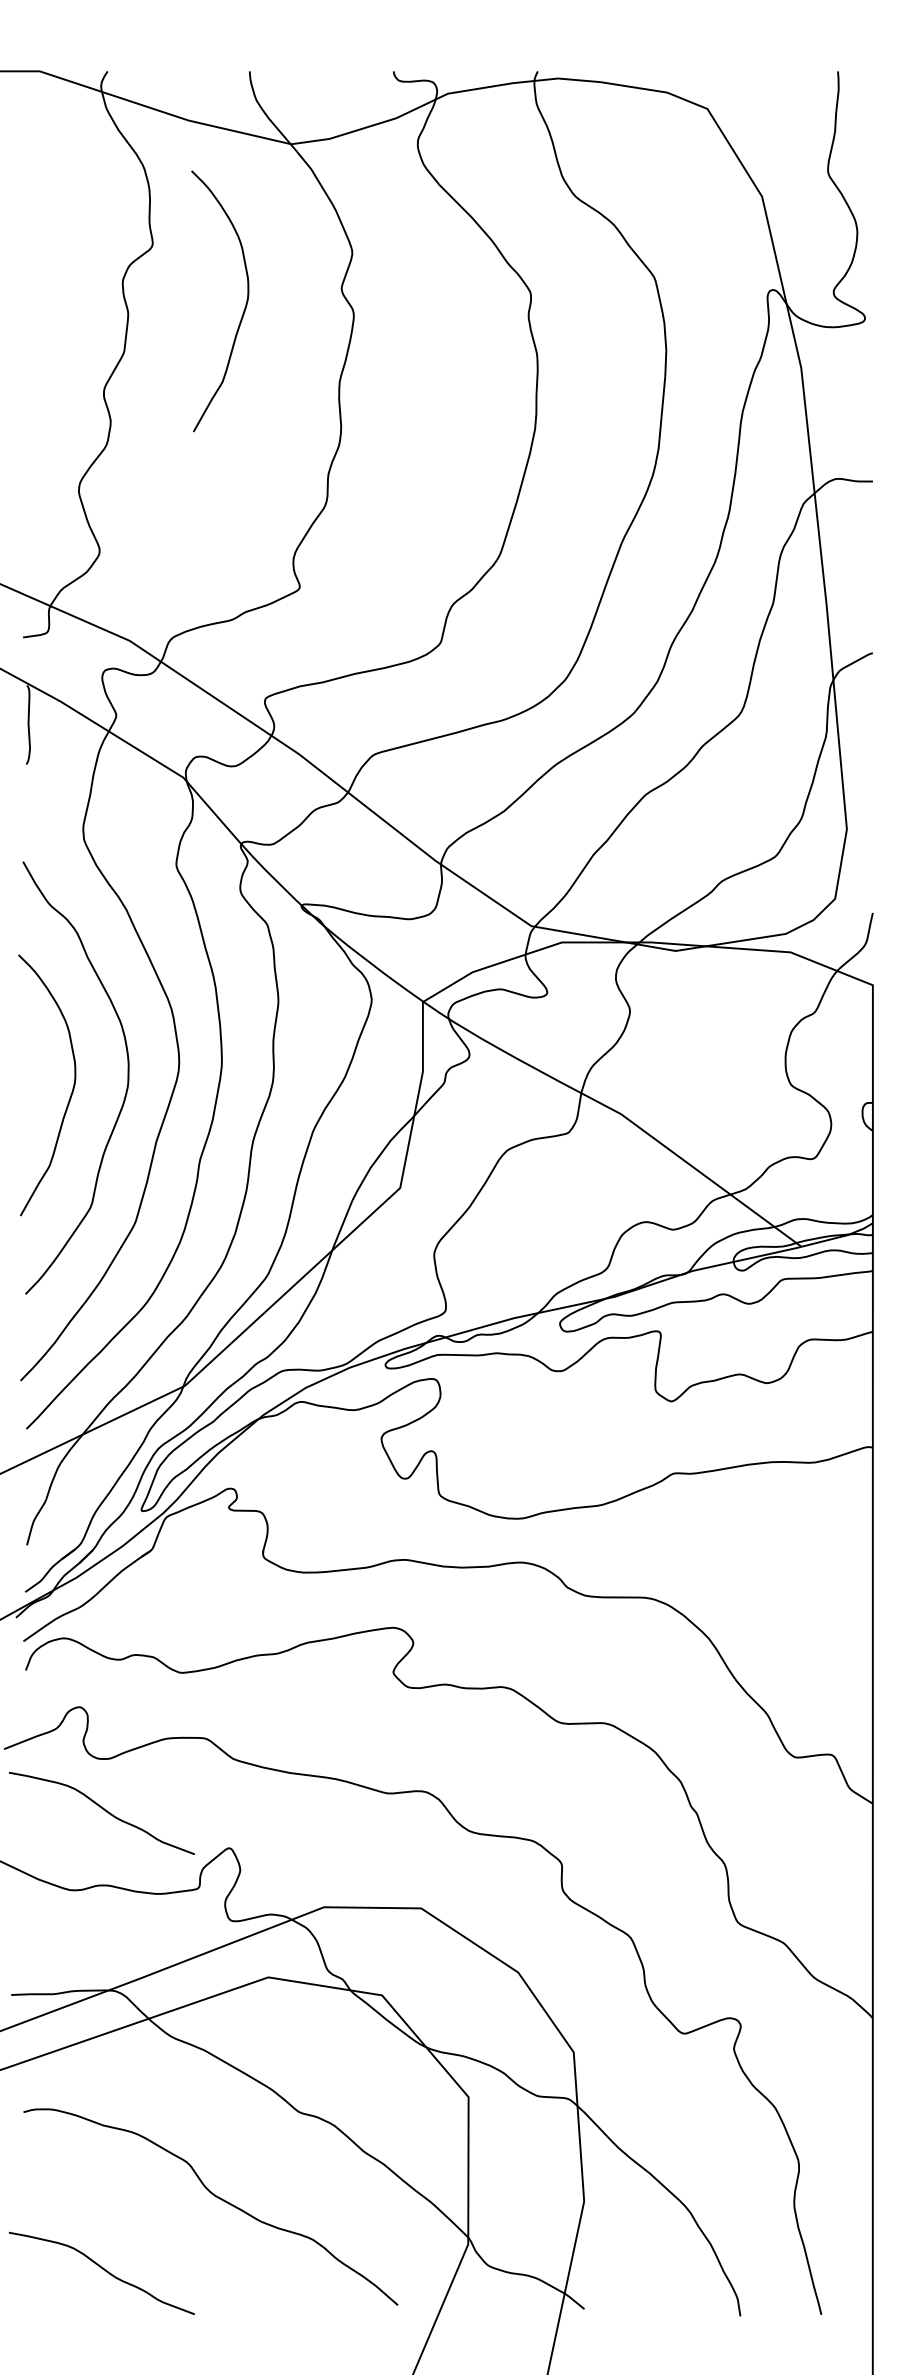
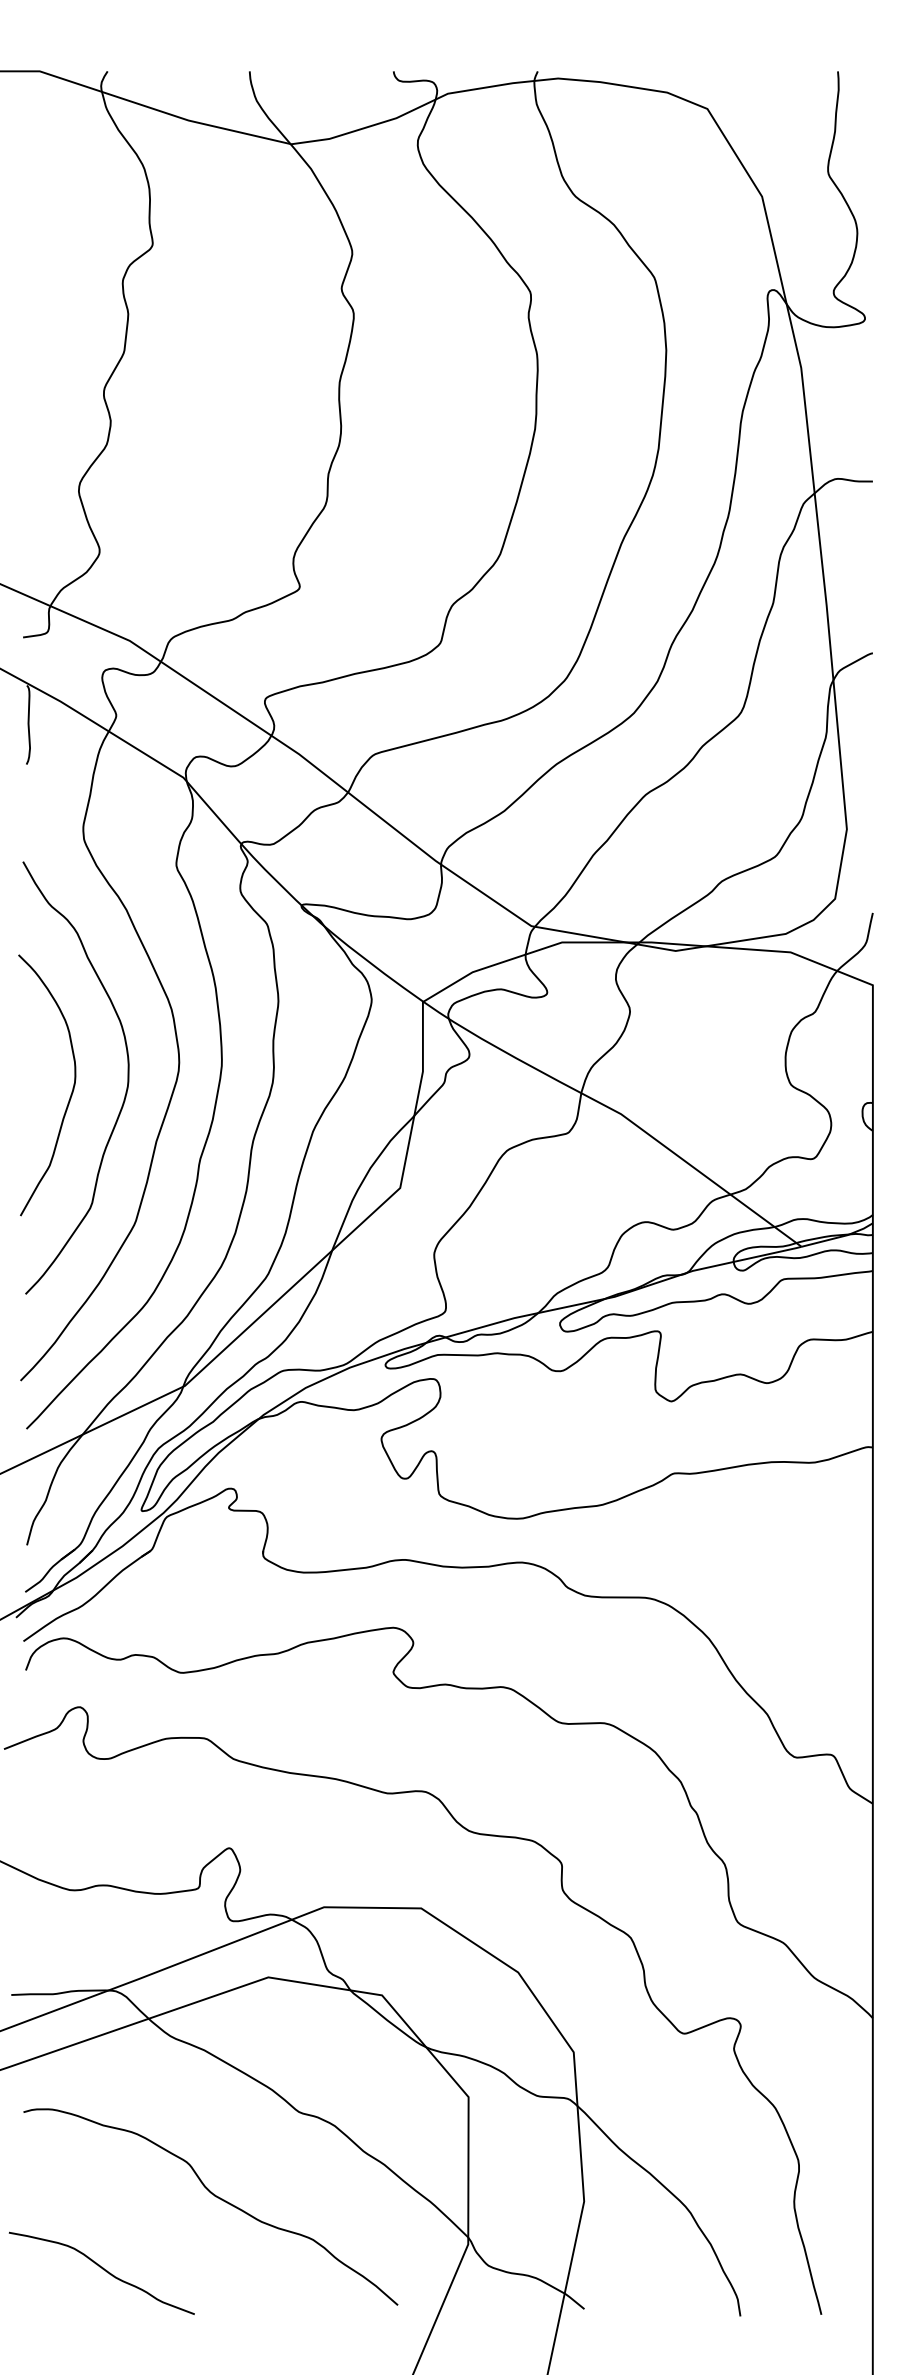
curve: present -> none (243, 310)
curve: present -> none (103, 1810)
